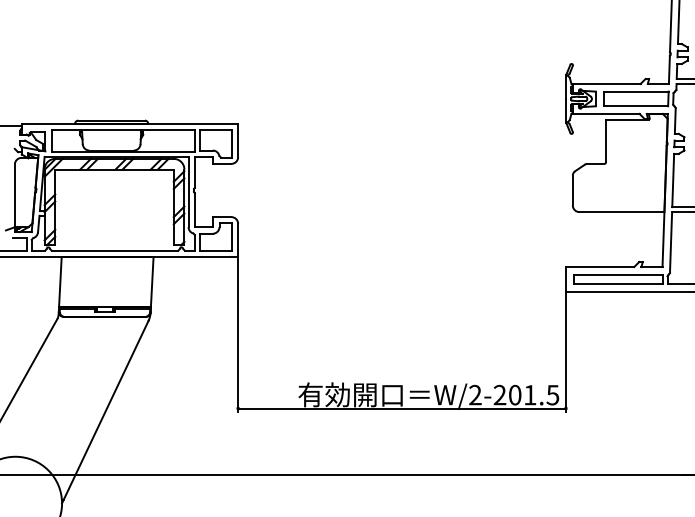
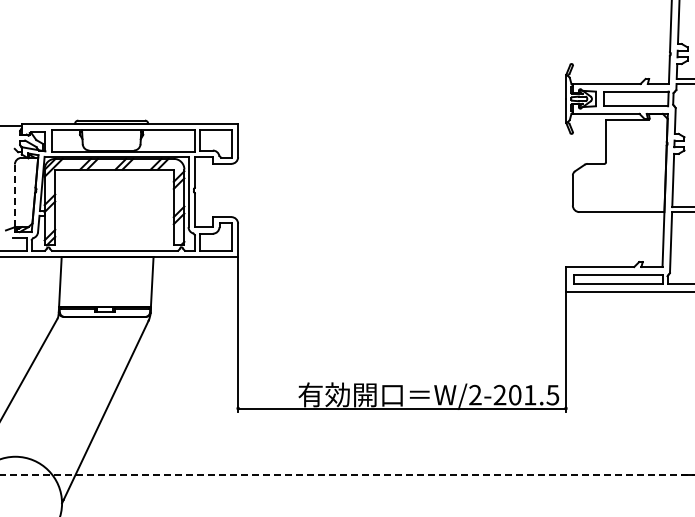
line: solid -> dashed (14, 195)
line: solid -> dashed (347, 475)
